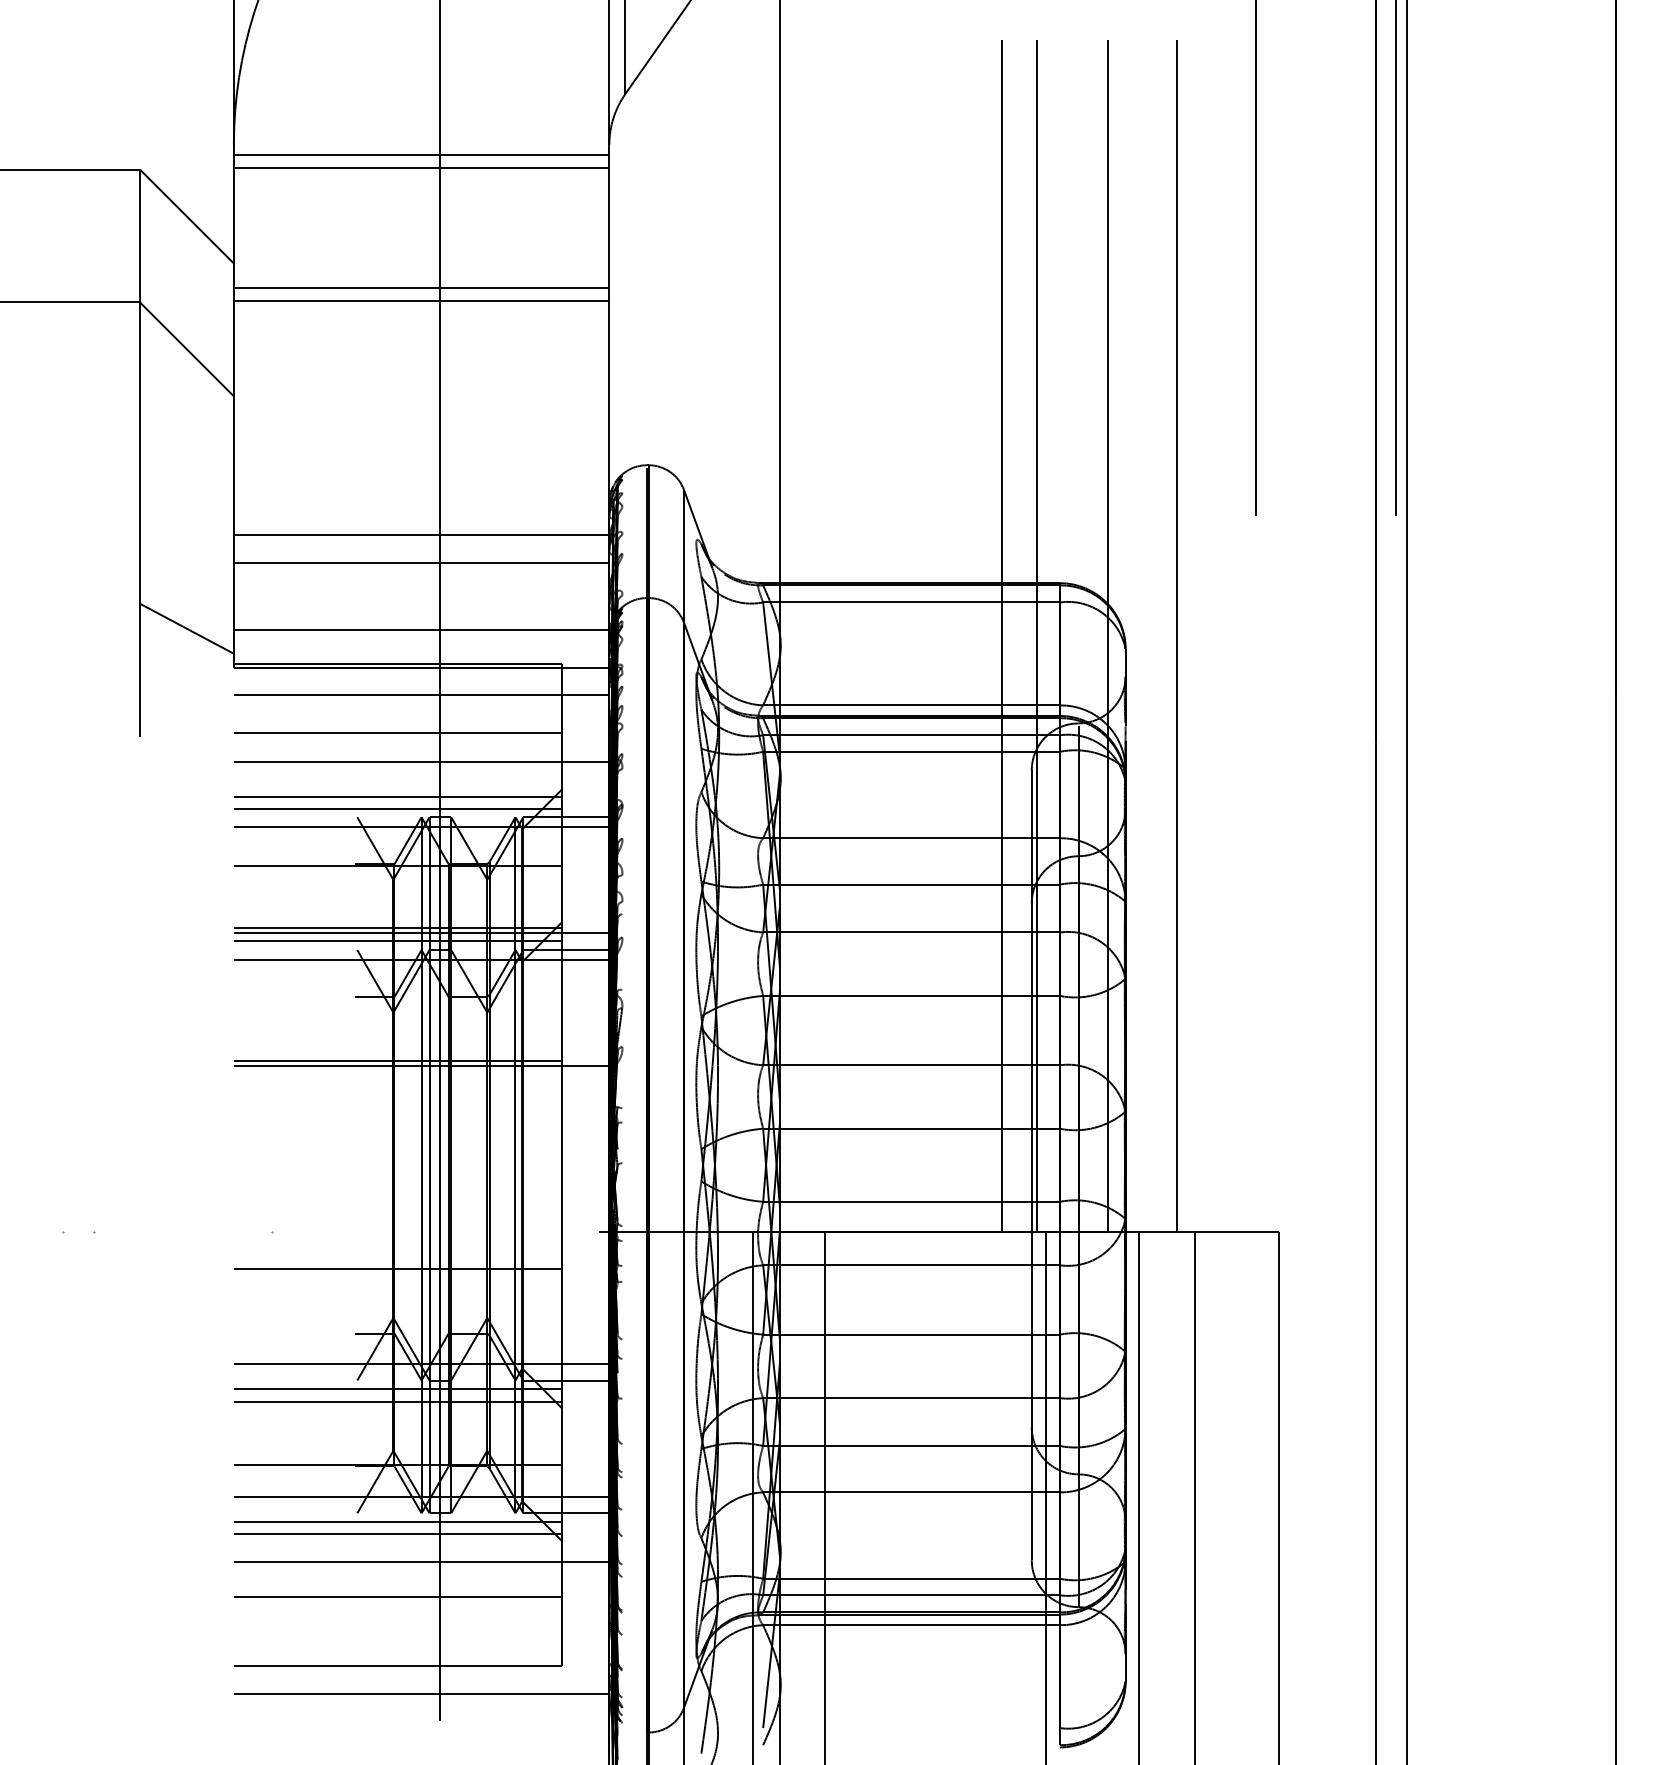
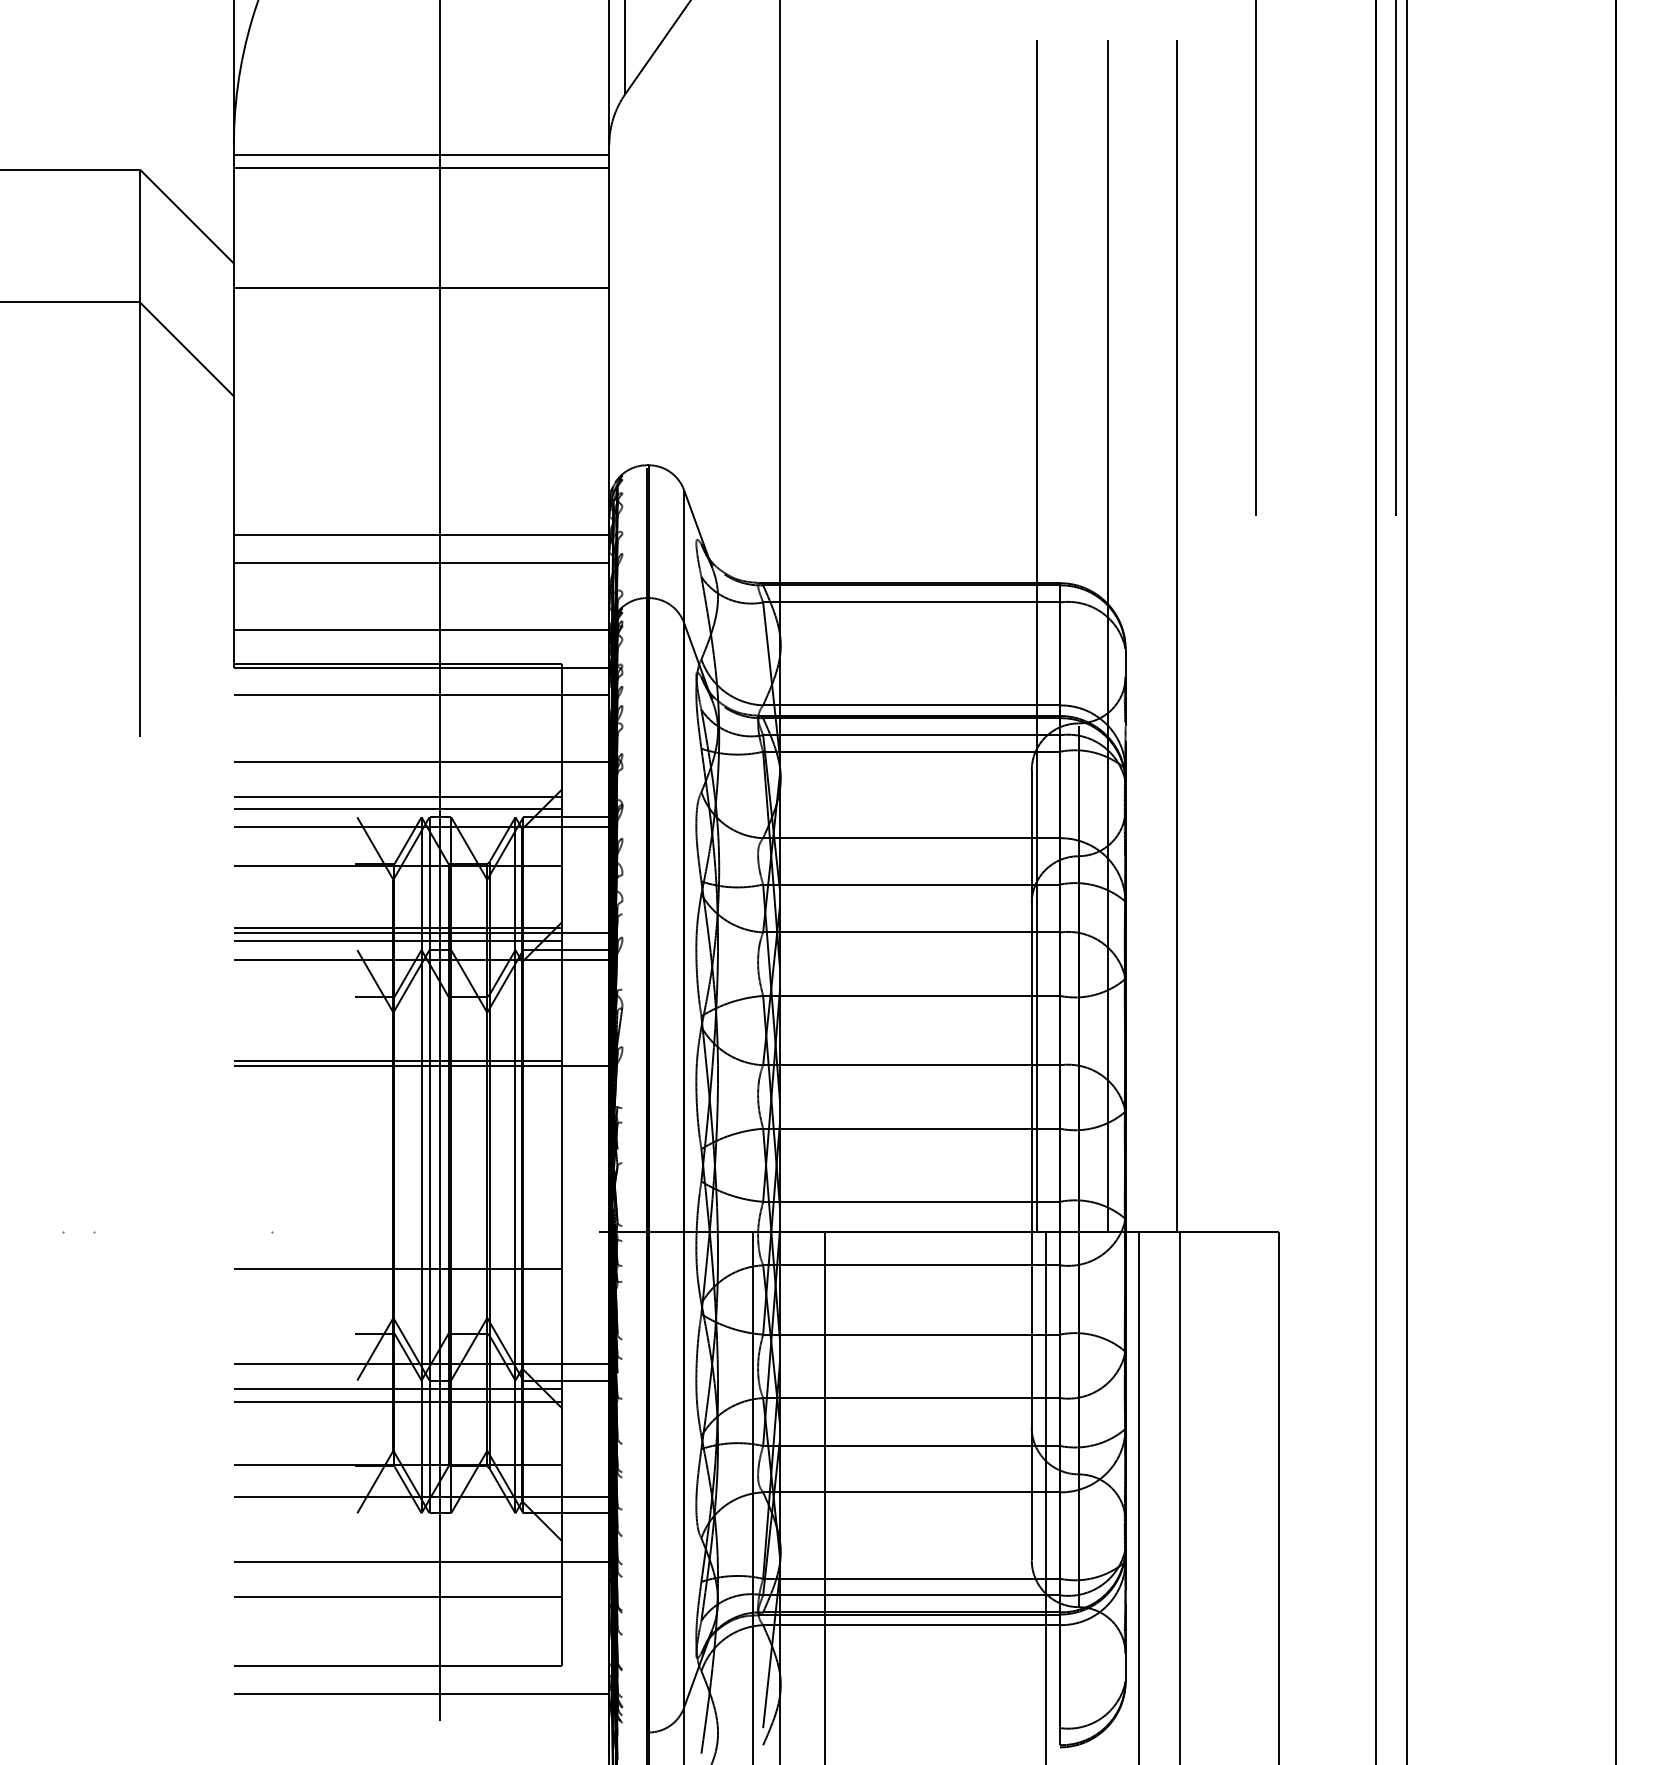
line: present -> none (421, 301)
line: present -> none (186, 628)
line: present -> none (1002, 635)
line: present -> none (397, 733)
line position: (1194, 1496) -> (1179, 1496) (1179, 1496)
line: present -> none (397, 1522)
line: present -> none (397, 1533)
